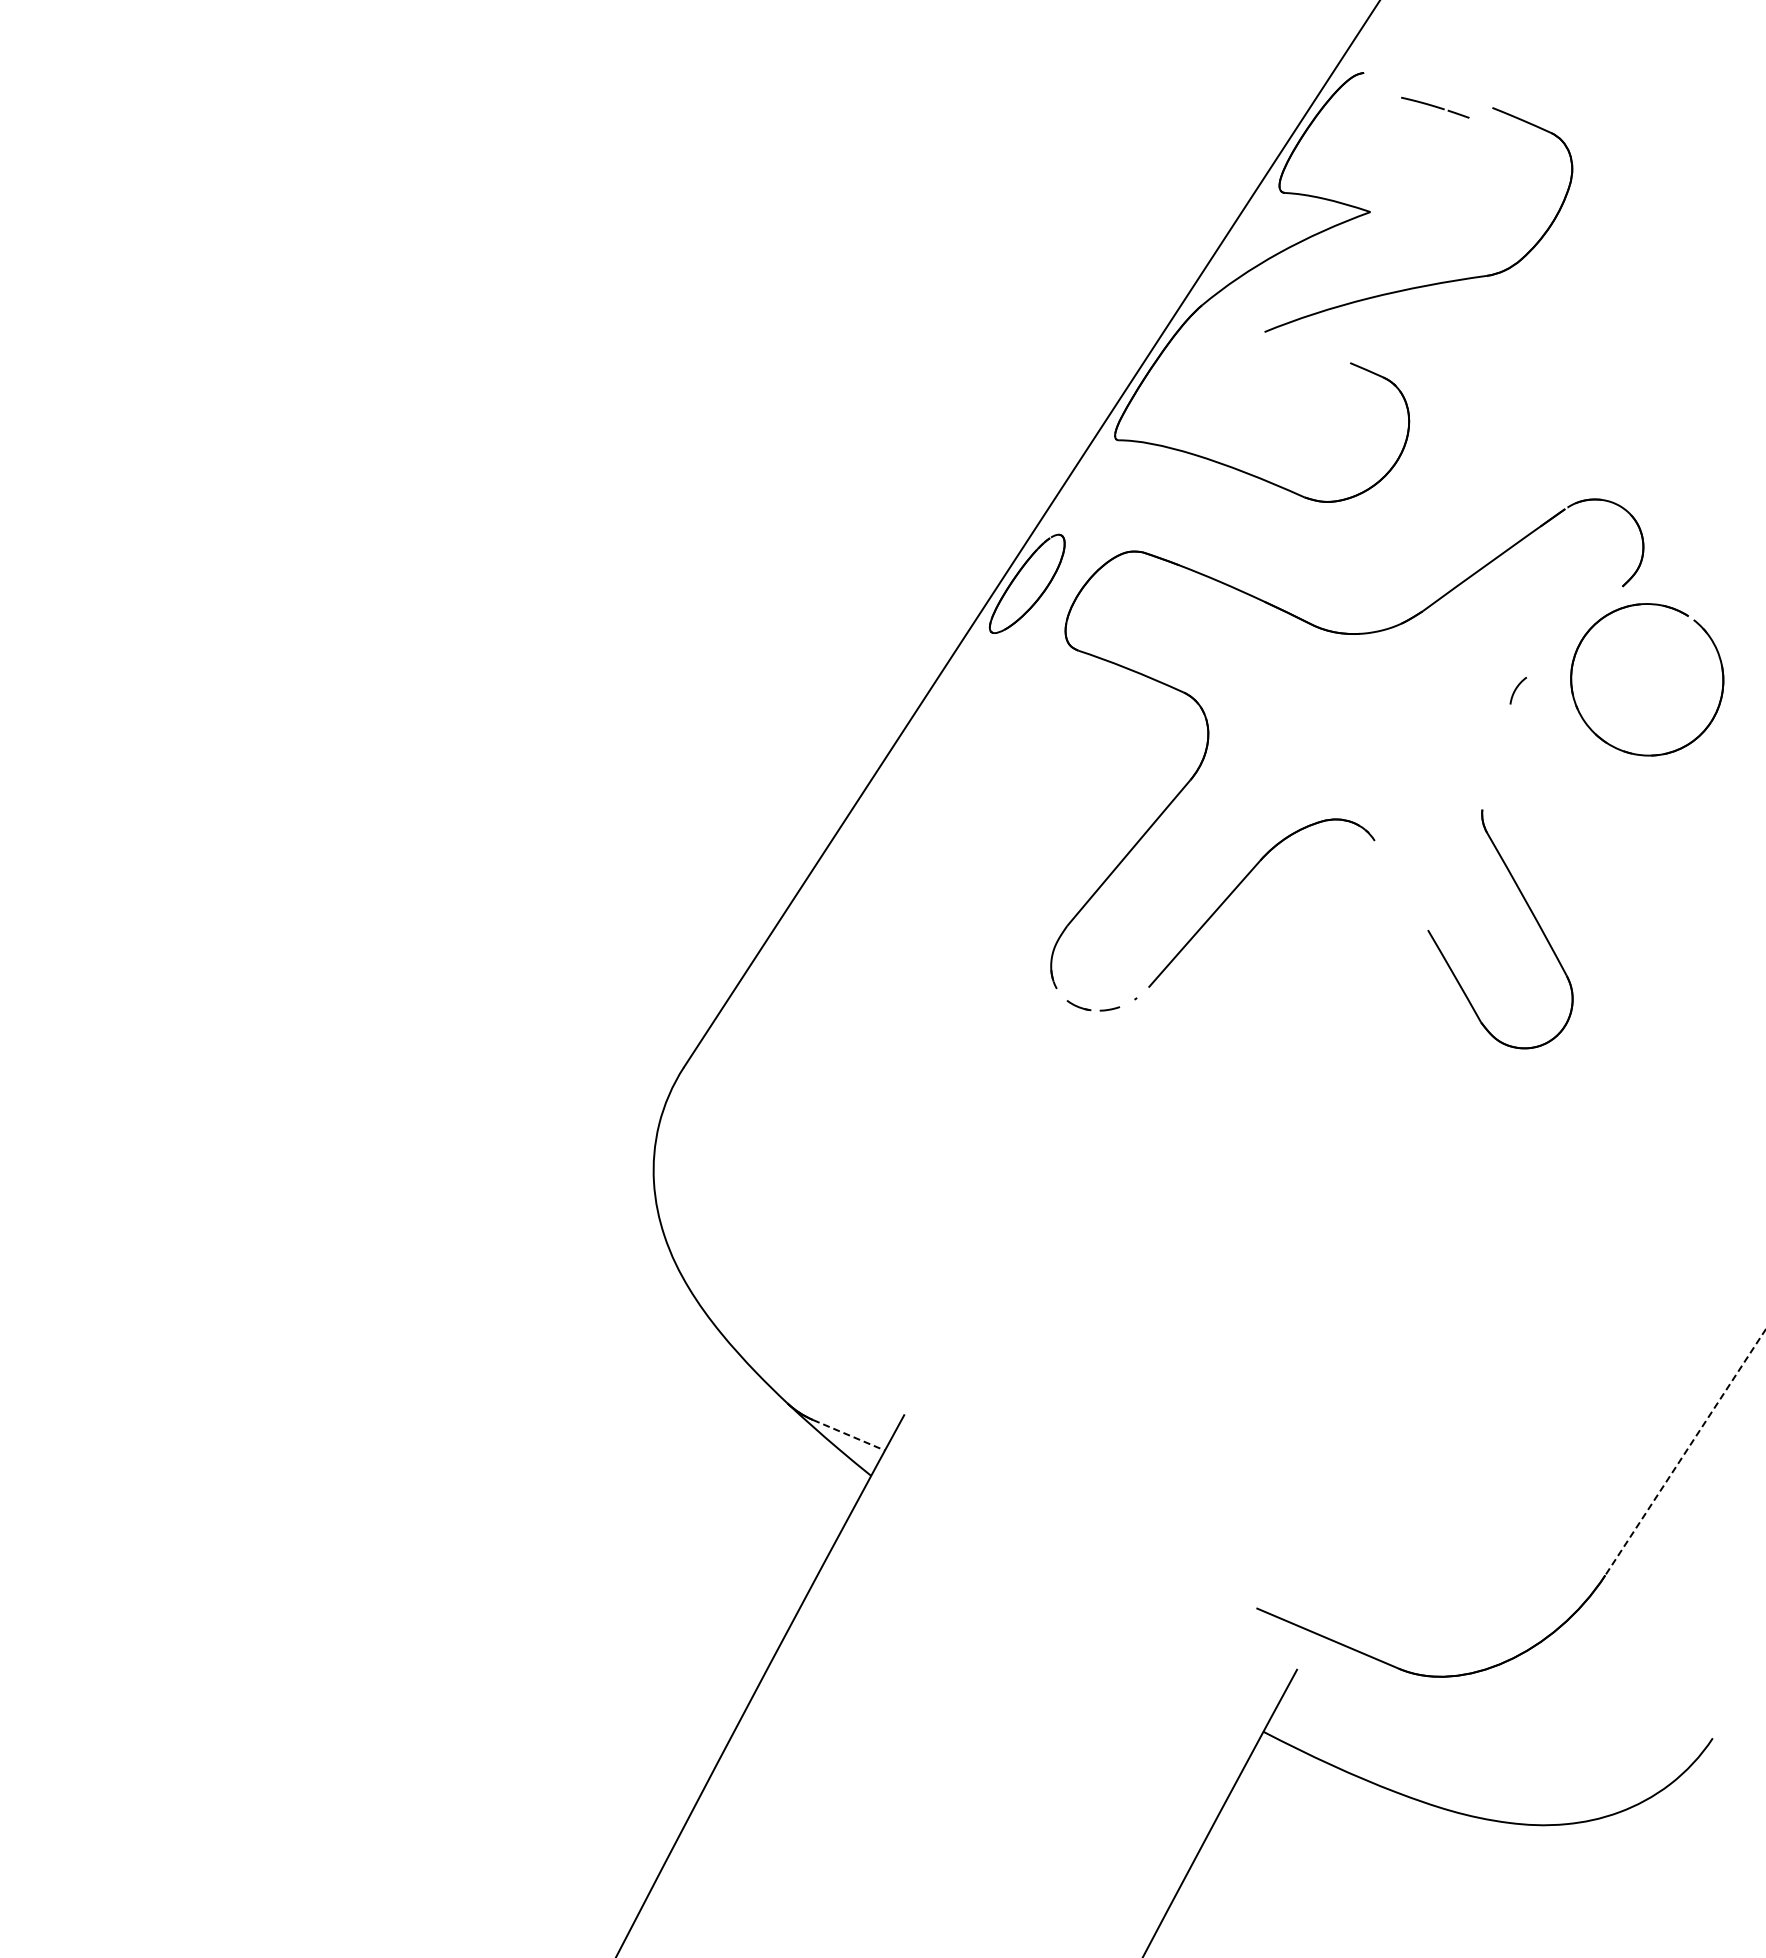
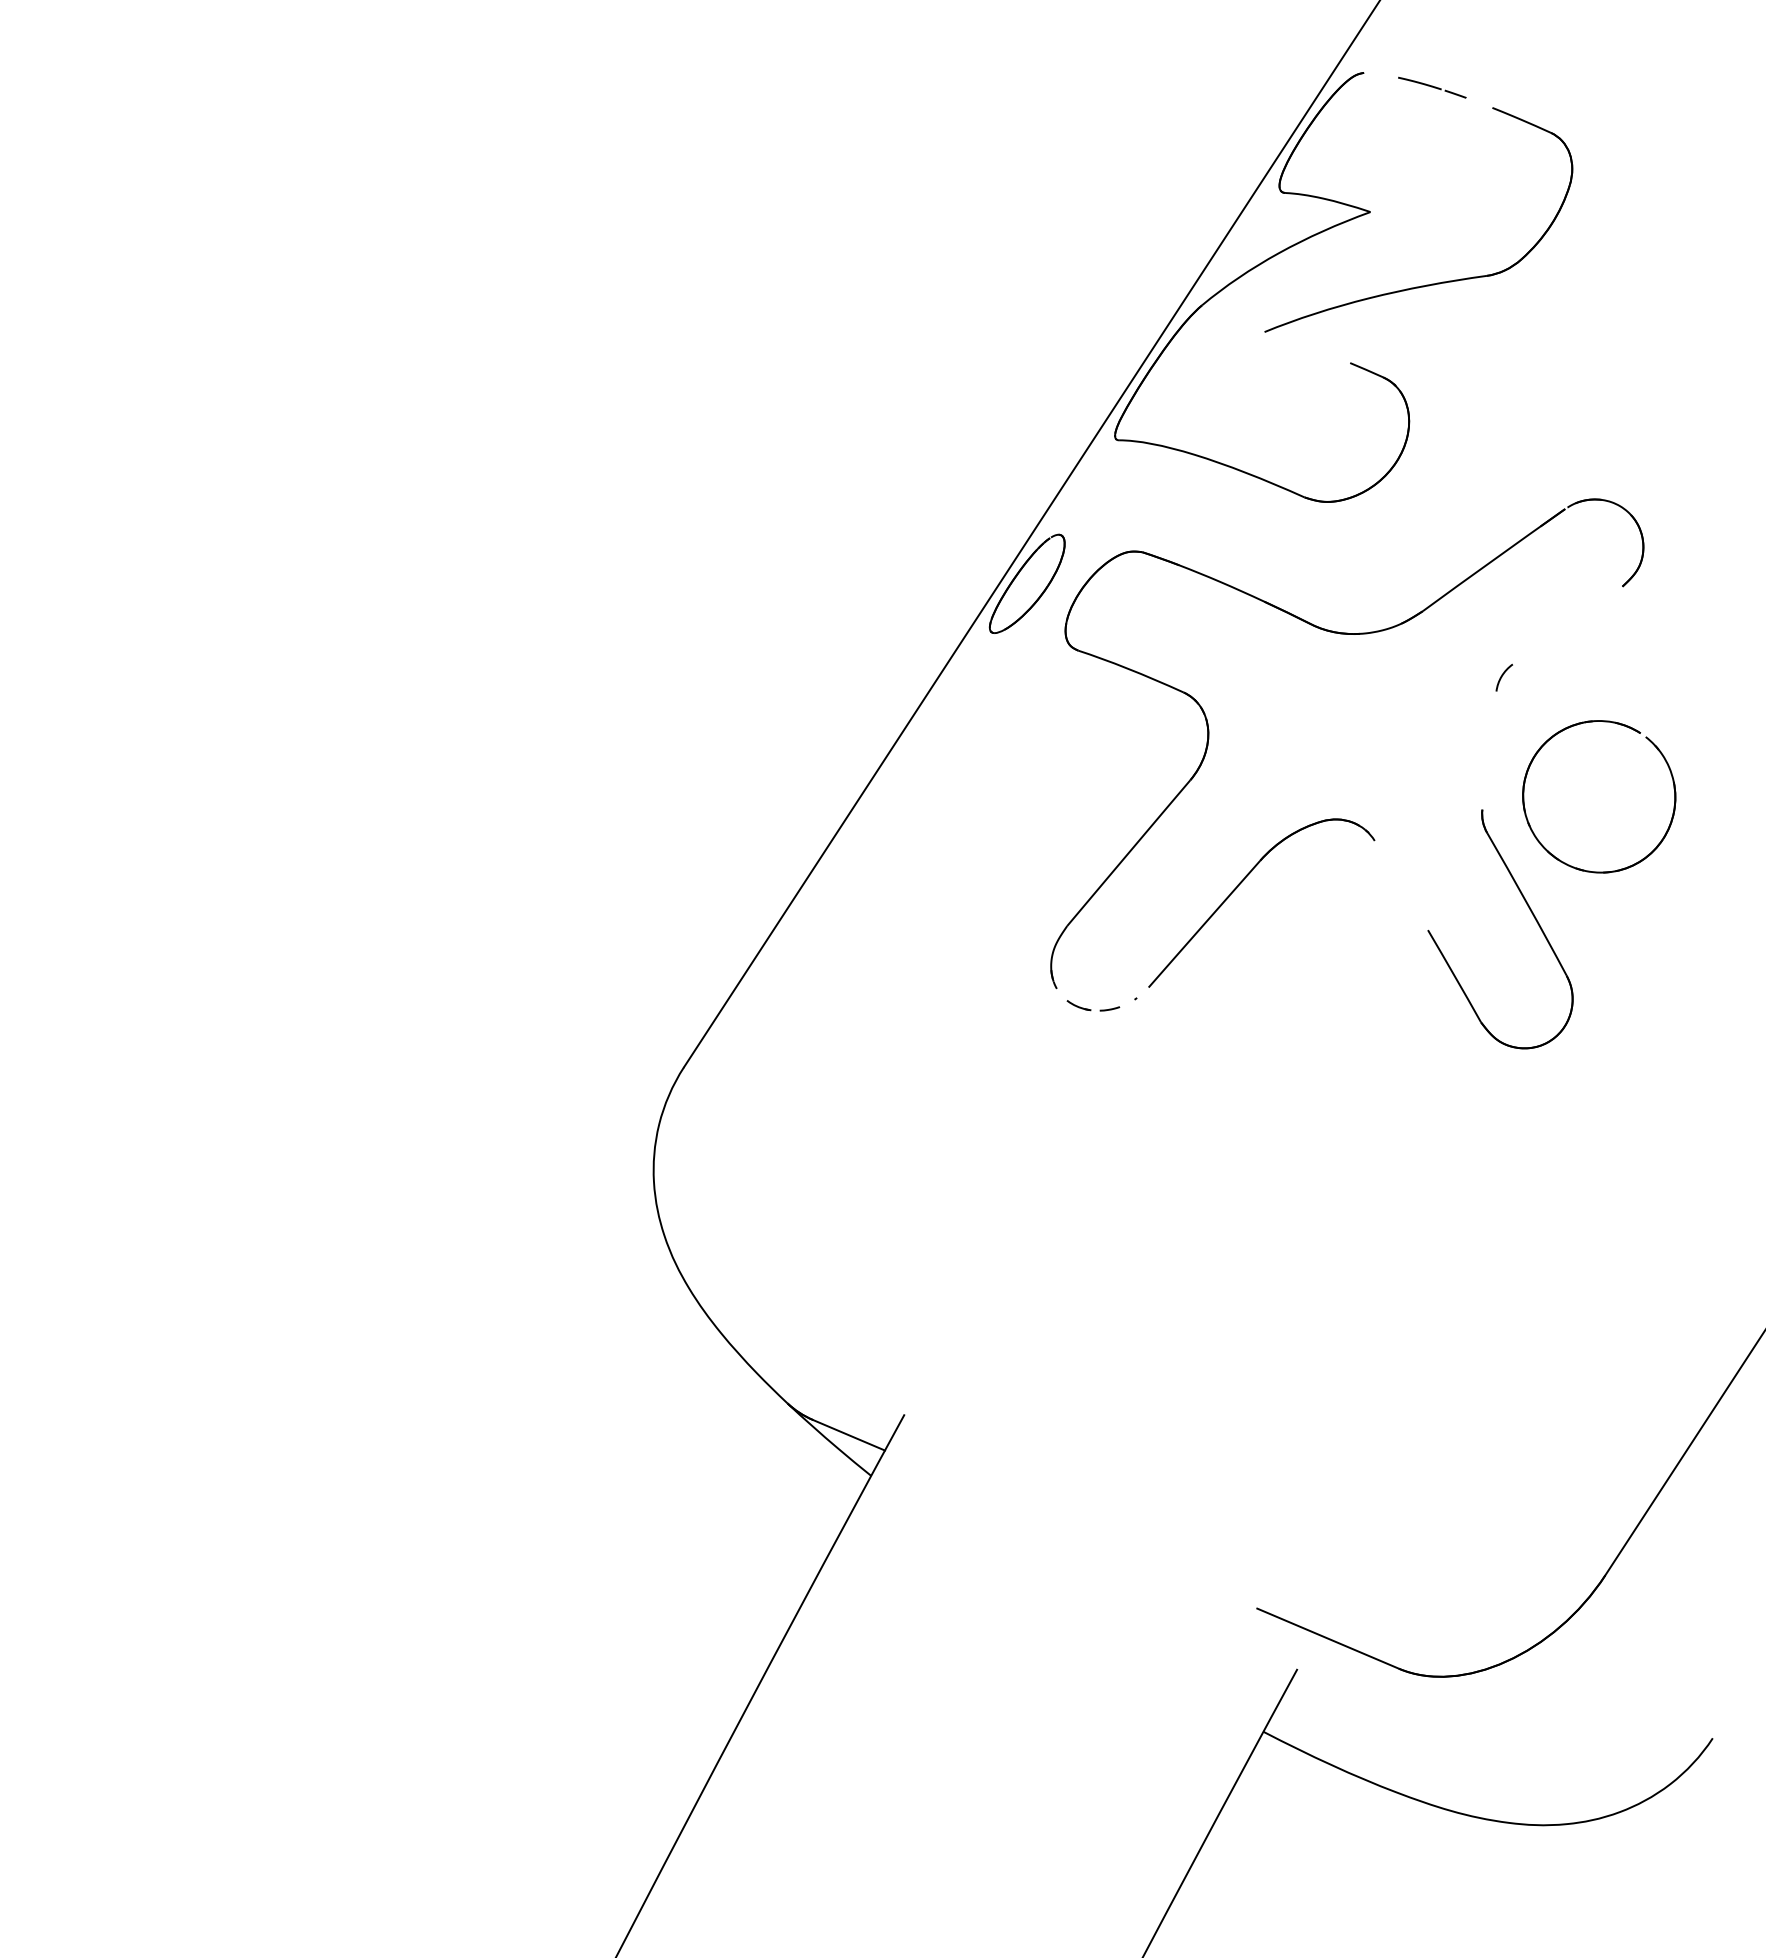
part position: (1435, 107) -> (1432, 87) (1432, 87)
part position: (1671, 609) -> (1623, 726) (1623, 726)
curve position: (1516, 690) -> (1502, 677) (1502, 677)
line: dashed -> solid (849, 1435)
line: dashed -> solid (1685, 1452)
